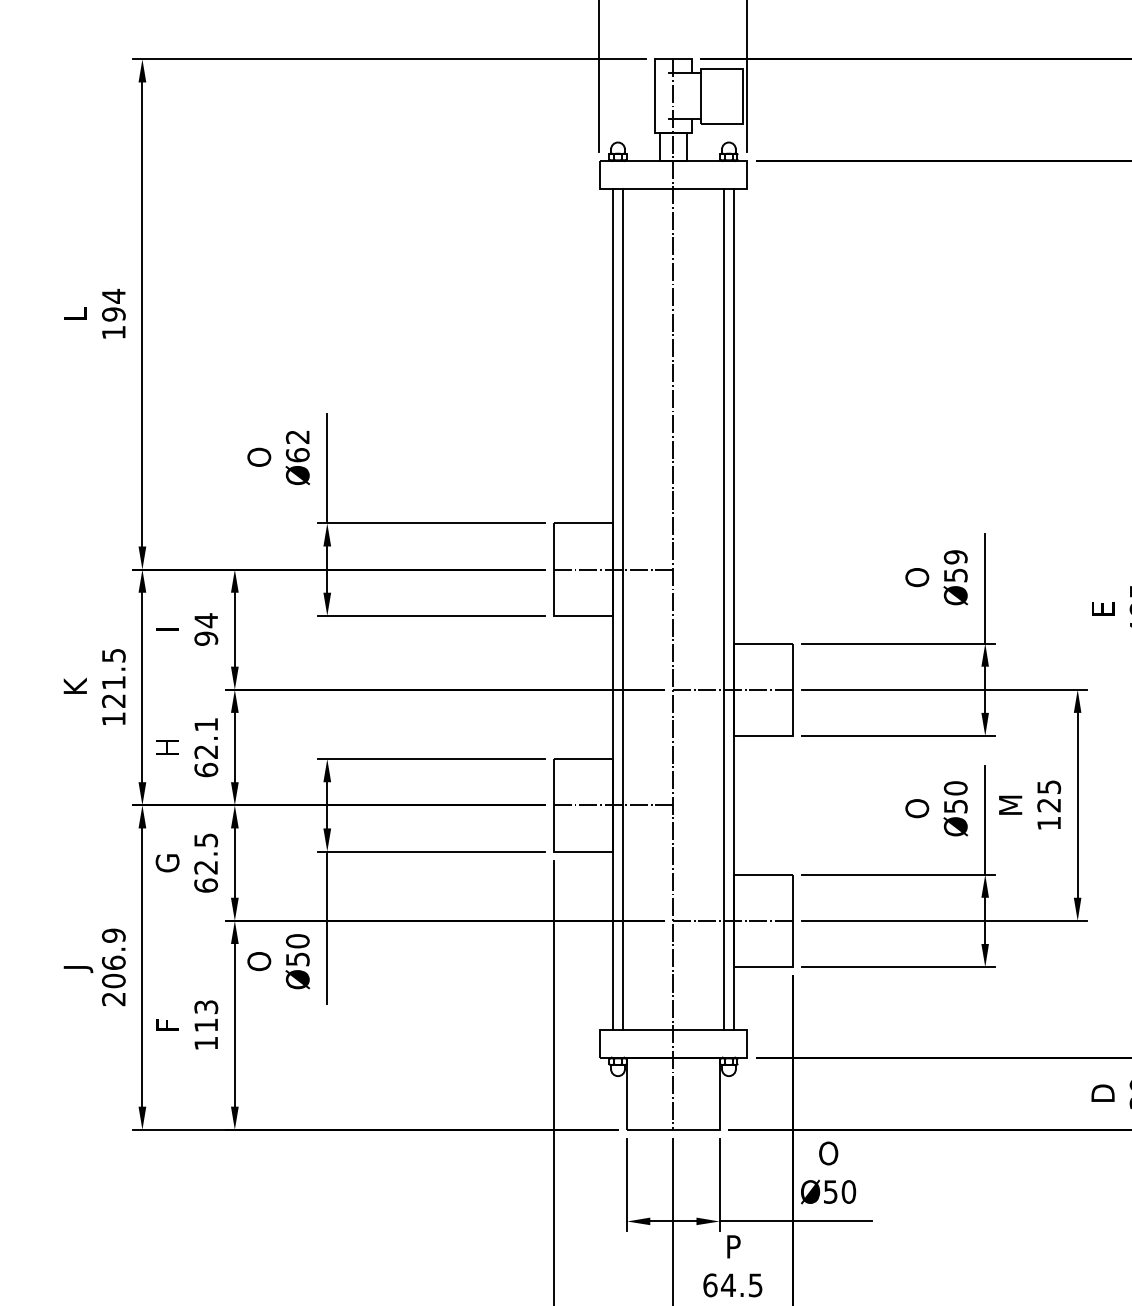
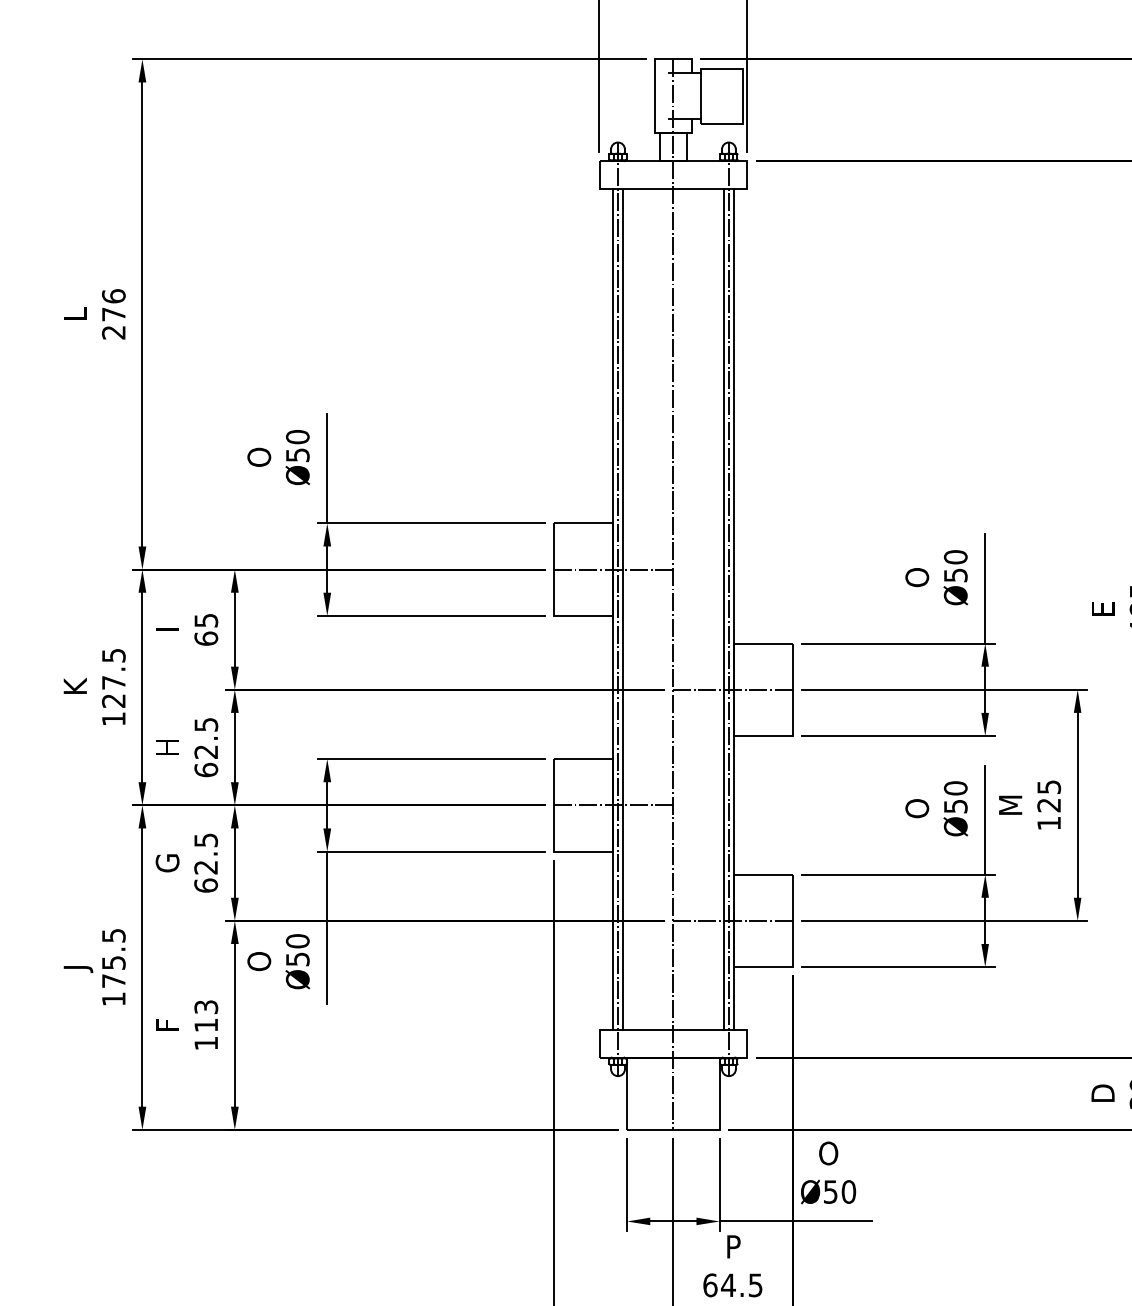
text: 194 -> 276 (113, 313)
text: Ø62 -> Ø50 (297, 446)
text: Ø59 -> Ø50 (955, 557)
line: none -> present (618, 609)
line: none -> present (728, 609)
text: 94 -> 65 (206, 629)
text: 121.5 -> 127.5 (113, 682)
text: 62.1 -> 62.5 (206, 724)
text: 206.9 -> 175.5 (113, 967)
